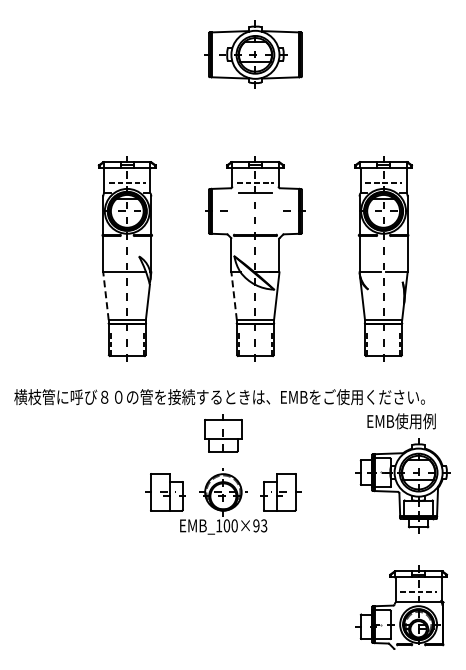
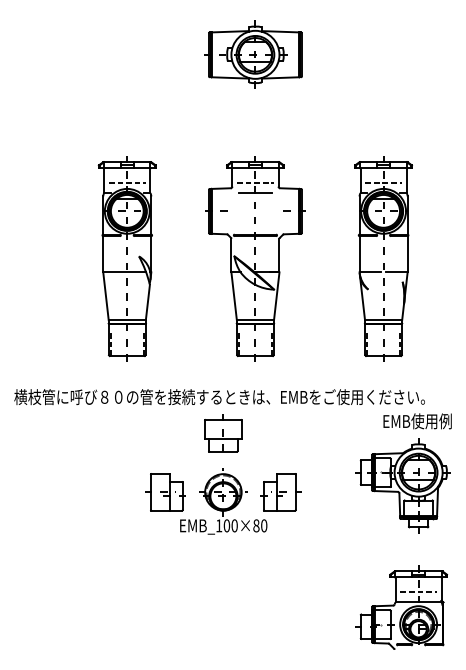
line: dashed -> solid (105, 295)
line: dashed -> solid (234, 295)
text position: (401, 421) -> (417, 421) (417, 421)
text: EMB_100×93 -> EMB_100×80 (260, 525)
